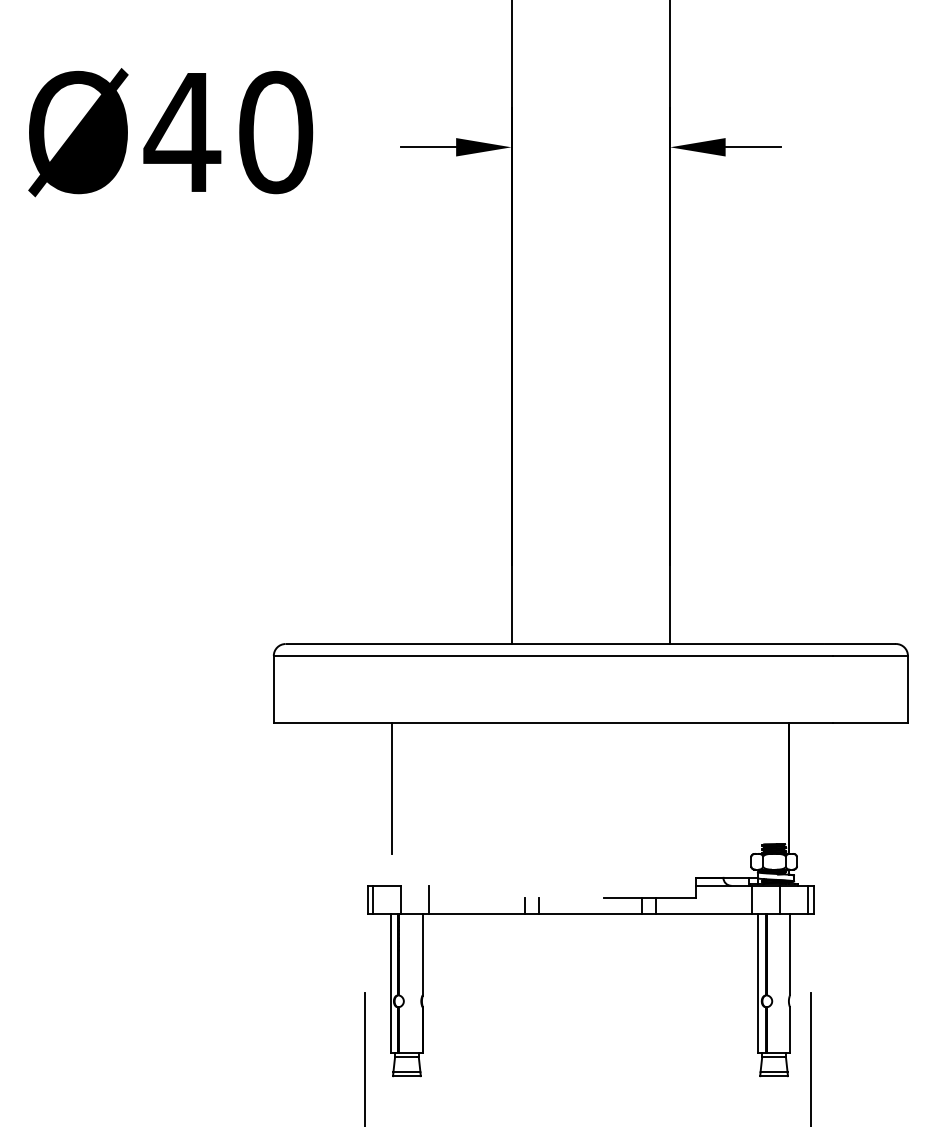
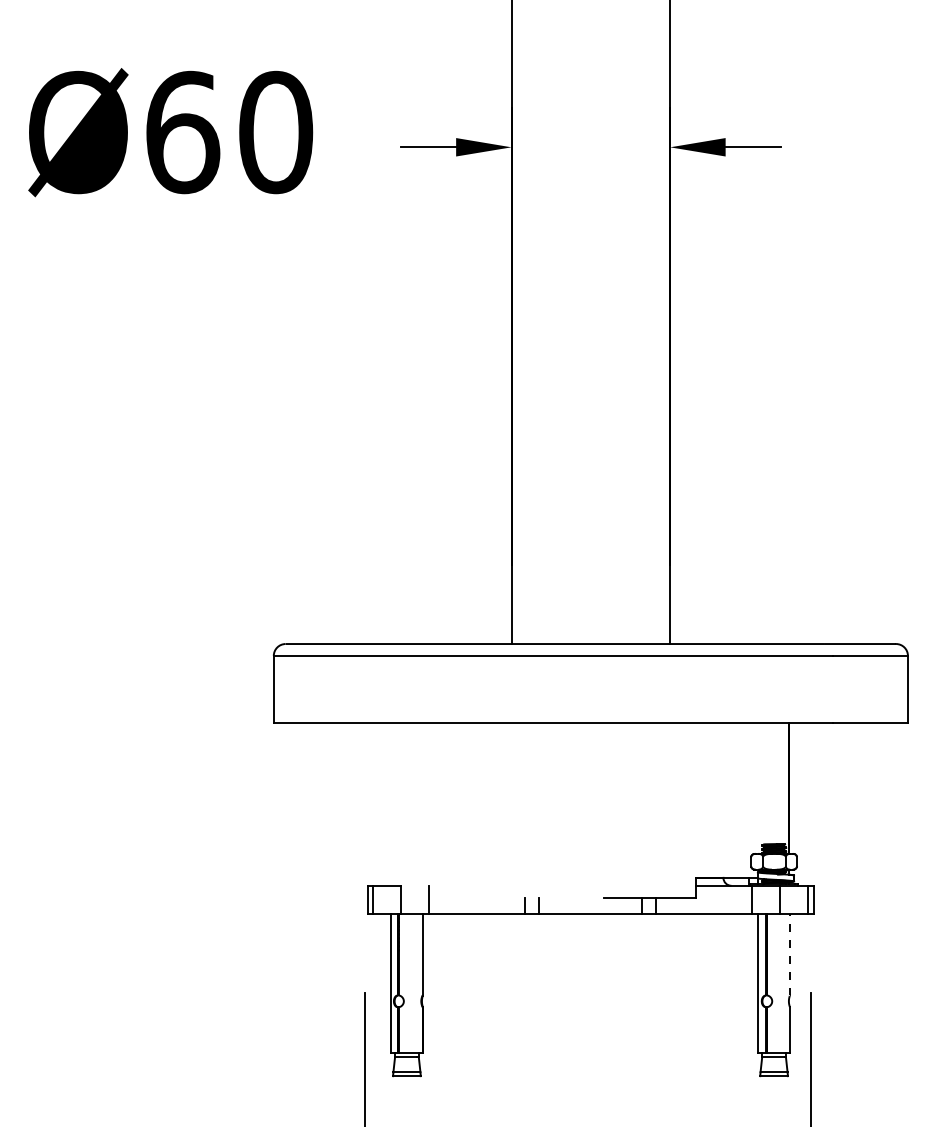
text: Ø40 -> Ø60 (182, 132)
line: present -> none (392, 788)
line: solid -> dashed (789, 954)
